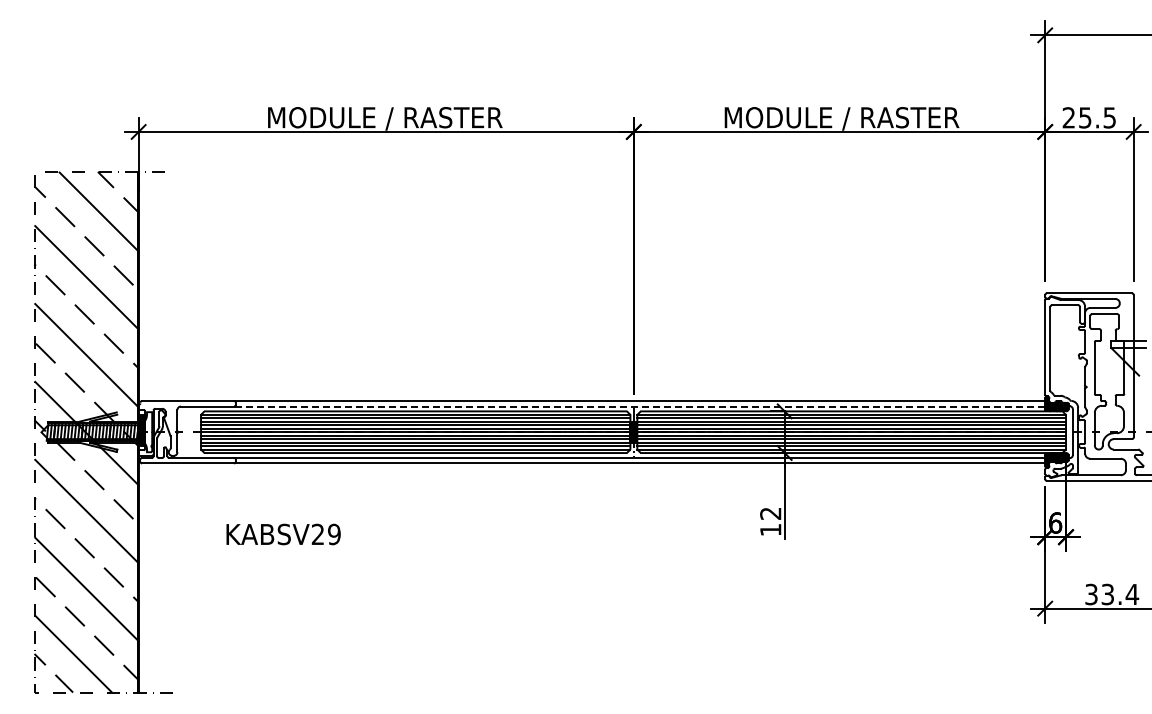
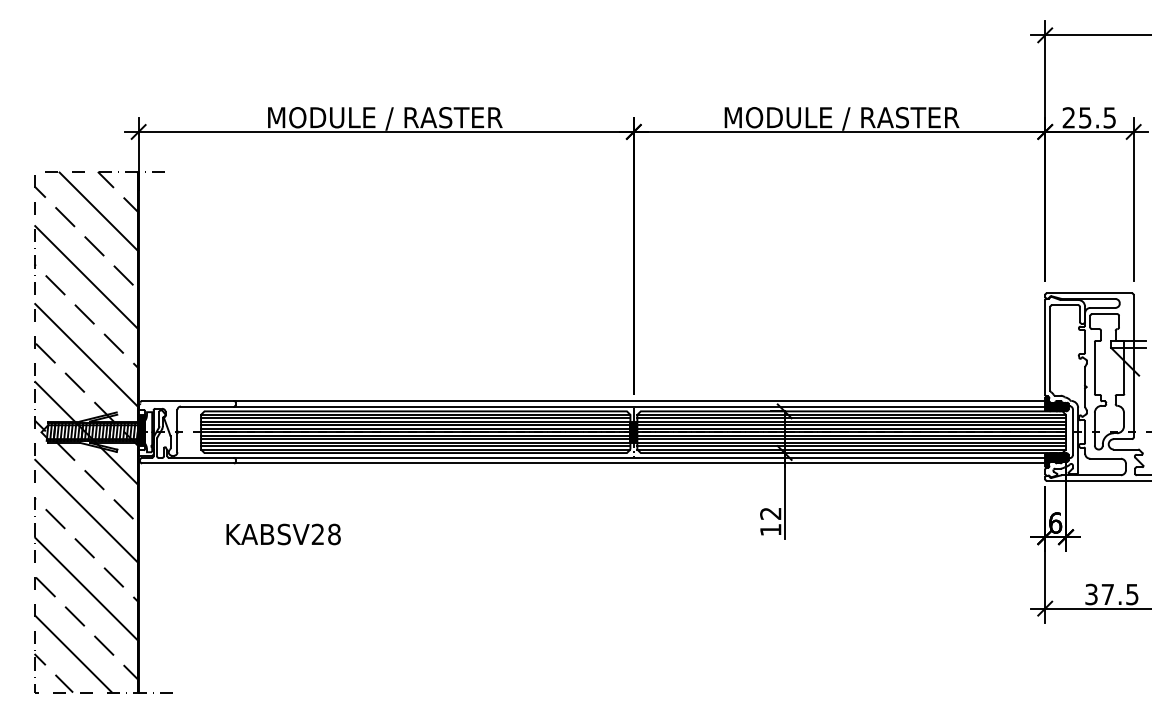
line: dashed -> solid (639, 406)
text: KABSV29 -> KABSV28 (334, 534)
text: 33.4 -> 37.5 (1120, 594)
